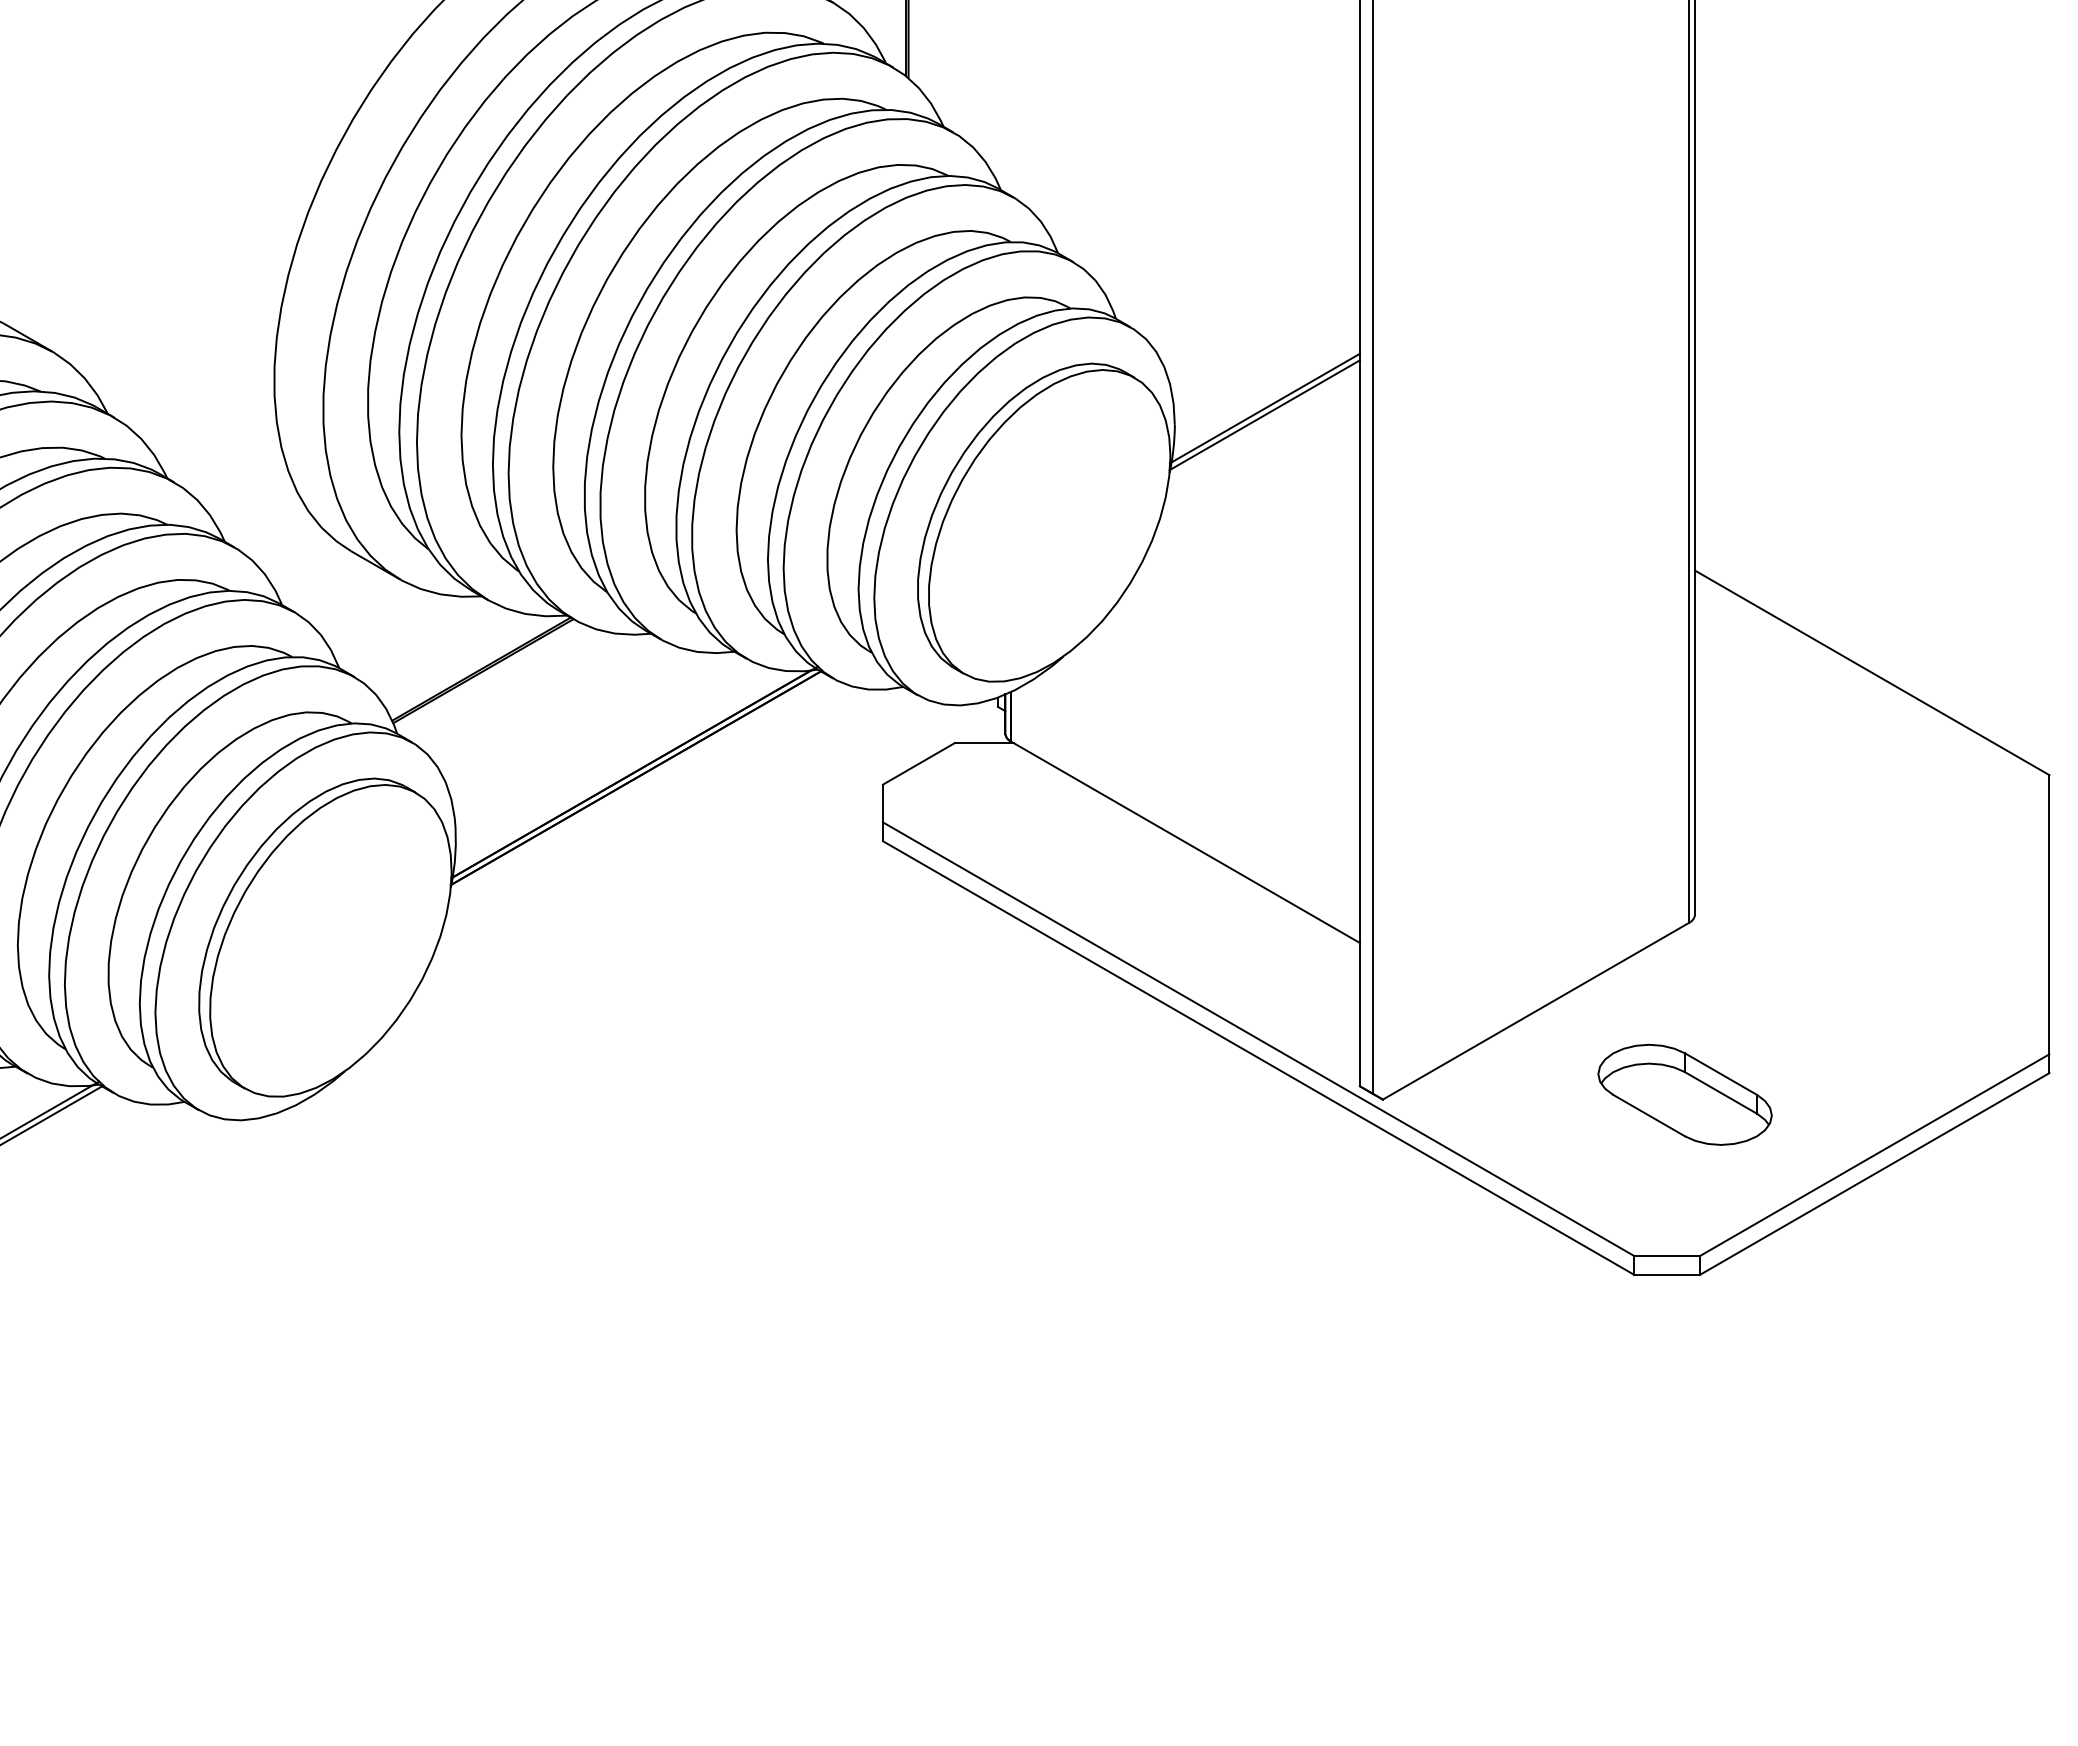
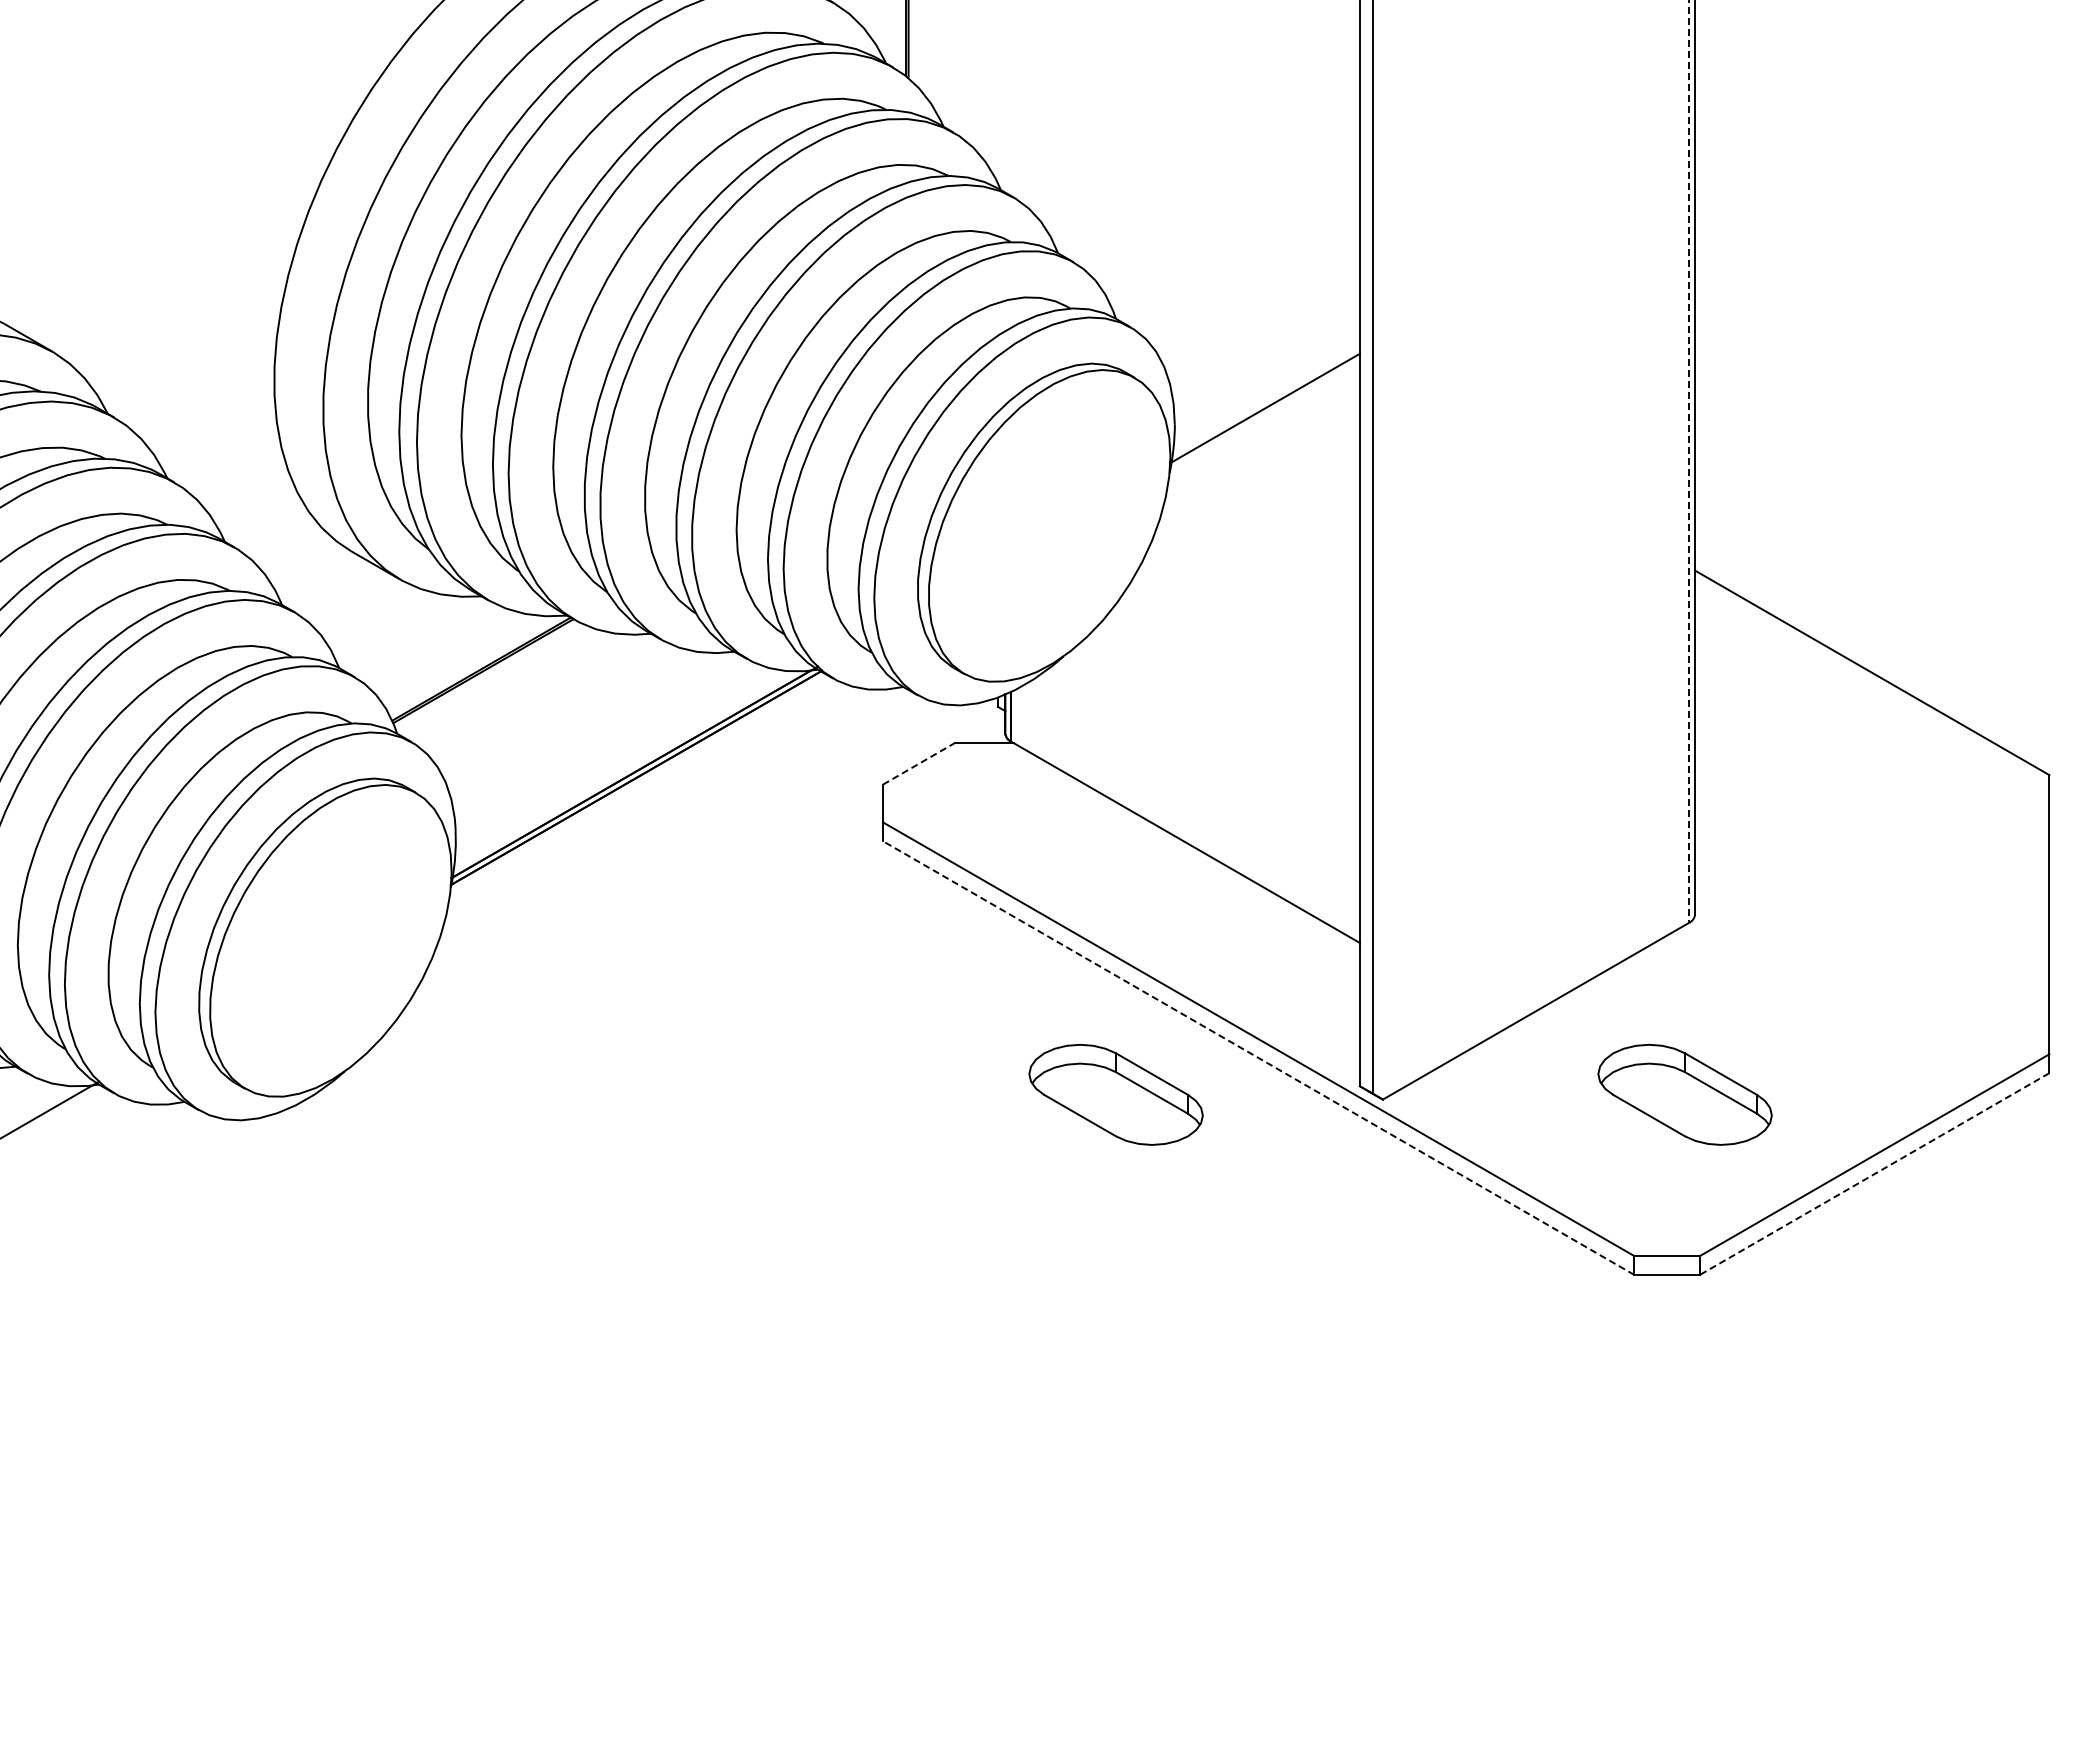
line: present -> none (1264, 415)
line: solid -> dashed (1689, 462)
line: solid -> dashed (918, 763)
line: solid -> dashed (1258, 1058)
part: none -> present (1115, 1094)
line: present -> none (52, 1114)
line: solid -> dashed (1874, 1174)
